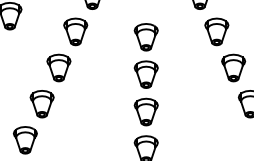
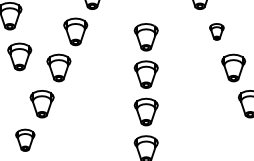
part size: 26x30 px -> 16x18 px (216, 31)
part: none -> present (19, 56)
part size: 26x29 px -> 21x24 px (25, 139)
